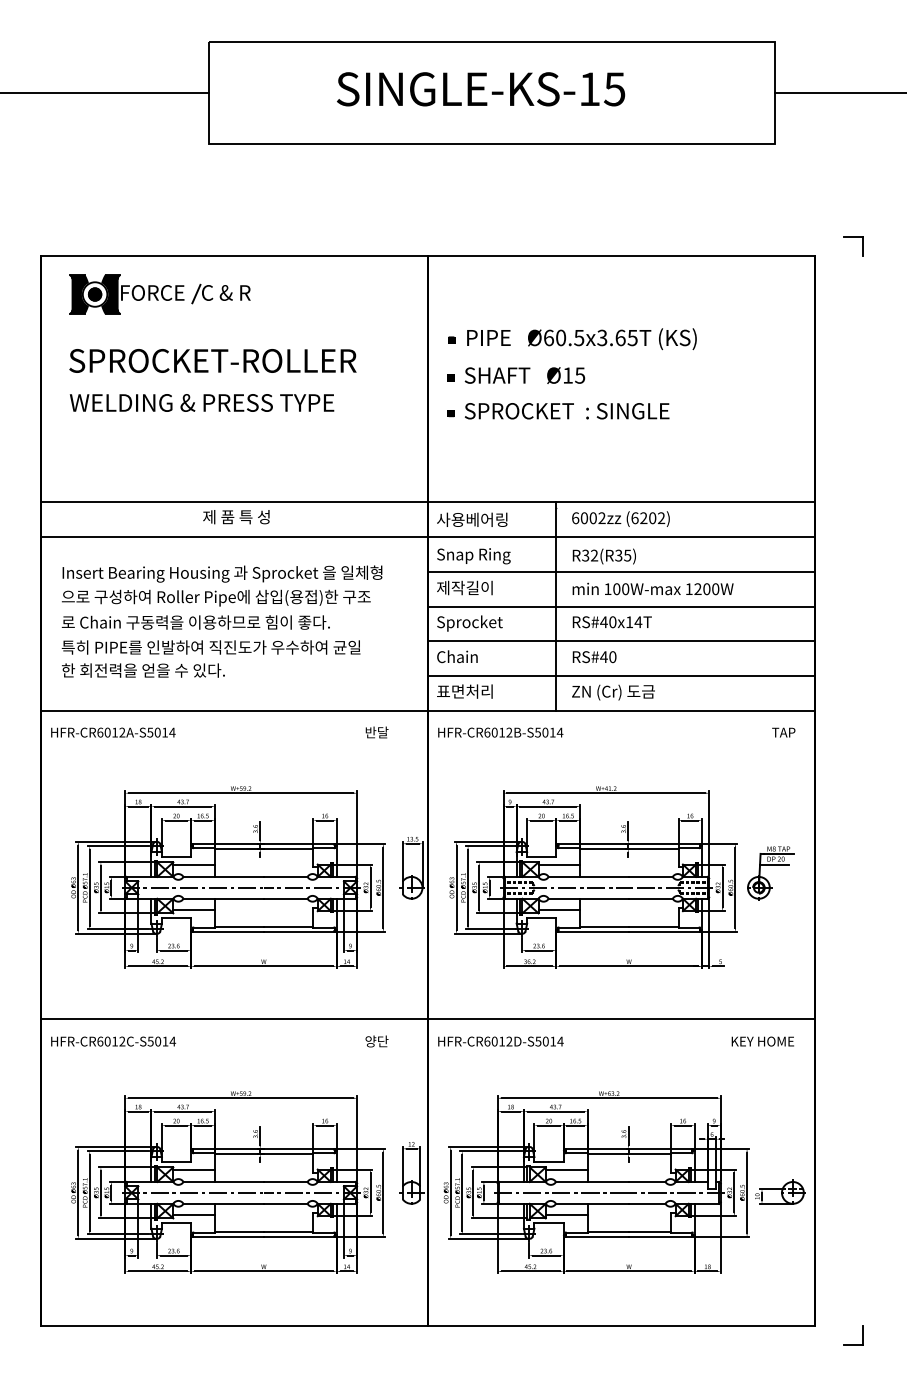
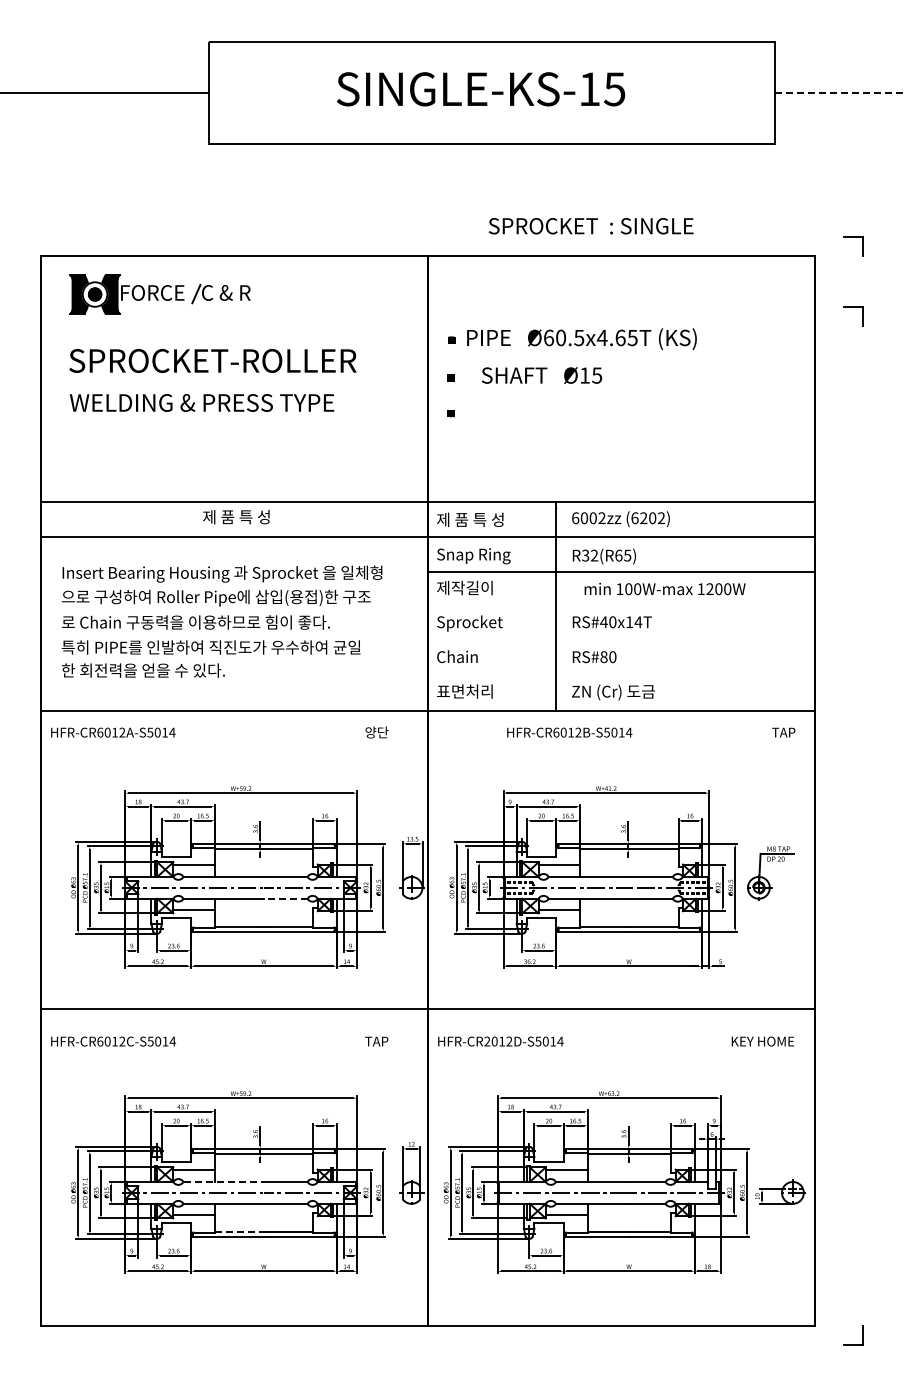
line: solid -> dashed (840, 92)
part: none -> present (853, 307)
text: 60.5x3.65T -> 60.5x4.65T (601, 337)
text position: (524, 375) -> (541, 375) (541, 375)
text position: (566, 411) -> (590, 226) (590, 226)
text: 사용베어링 -> 제 품 특 성 (472, 519)
text: R32(R35) -> R32(R65) (618, 555)
text position: (652, 588) -> (664, 588) (664, 588)
line: present -> none (621, 606)
line: present -> none (621, 641)
text: RS#40 -> RS#80 (603, 657)
line: present -> none (621, 676)
text: 반달 -> 양단 (376, 732)
text position: (500, 732) -> (569, 732) (569, 732)
line: present -> none (774, 864)
line: solid -> dashed (285, 898)
line position: (428, 1018) -> (428, 1008) (428, 1008)
text: 양단 -> TAP (376, 1041)
text: HFR-CR6012D-S5014 -> HFR-CR2012D-S5014 (487, 1041)
line: solid -> dashed (224, 1181)
line: solid -> dashed (239, 1231)
